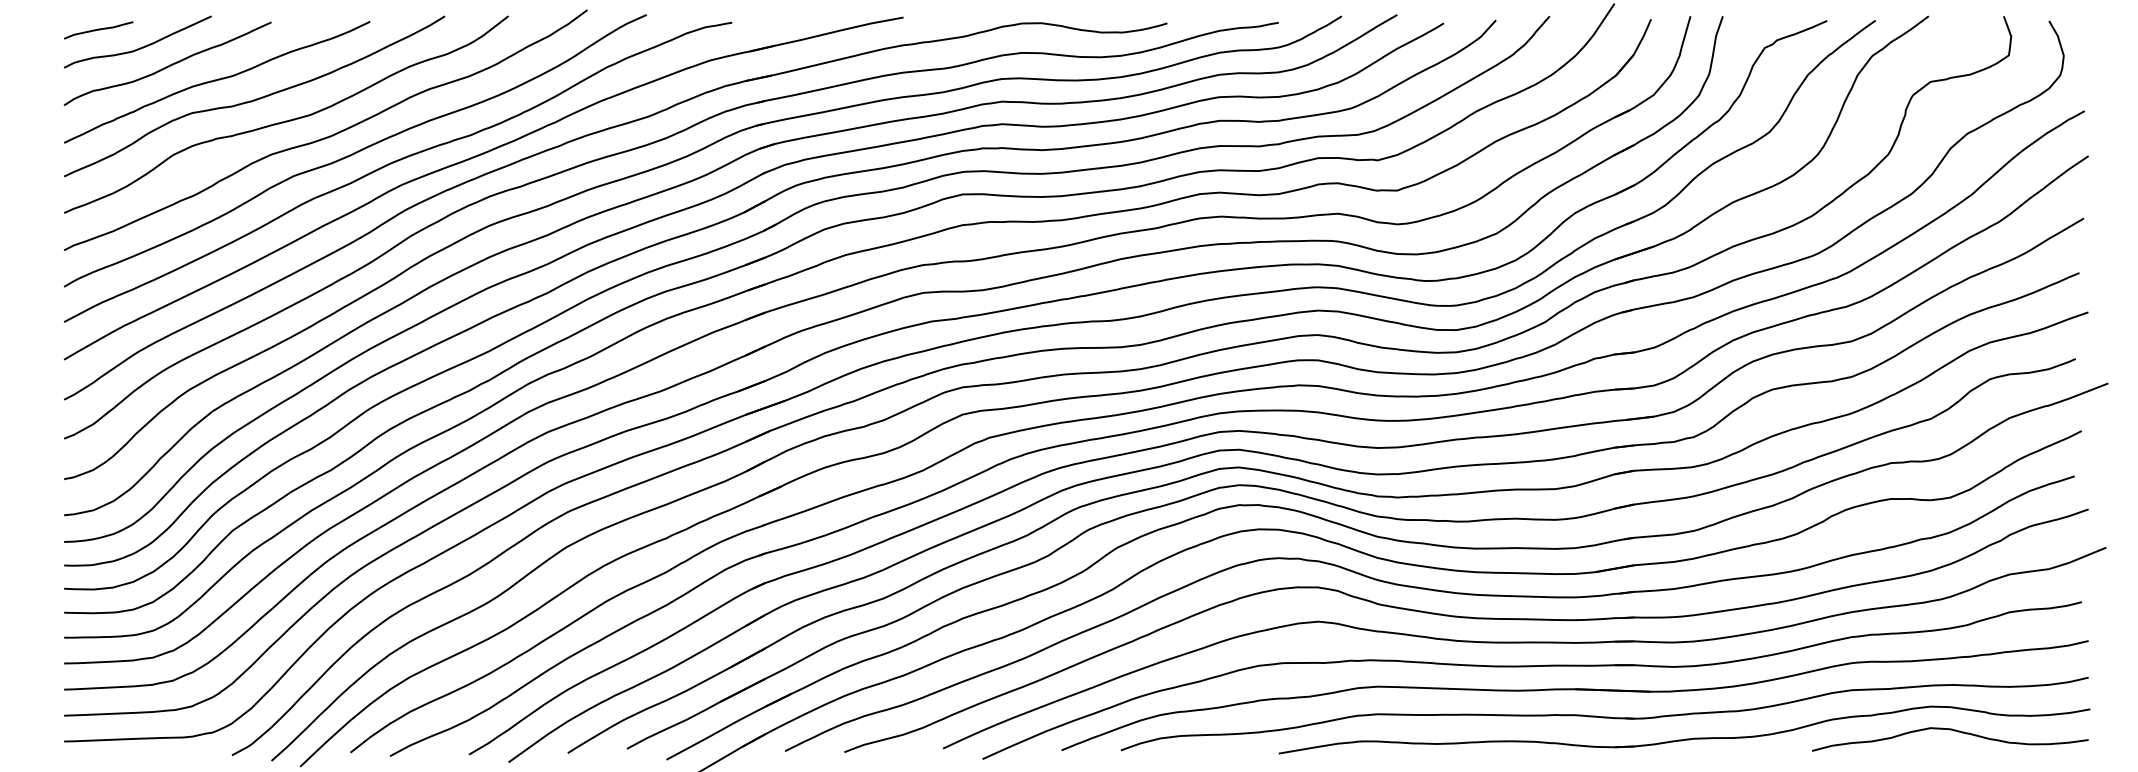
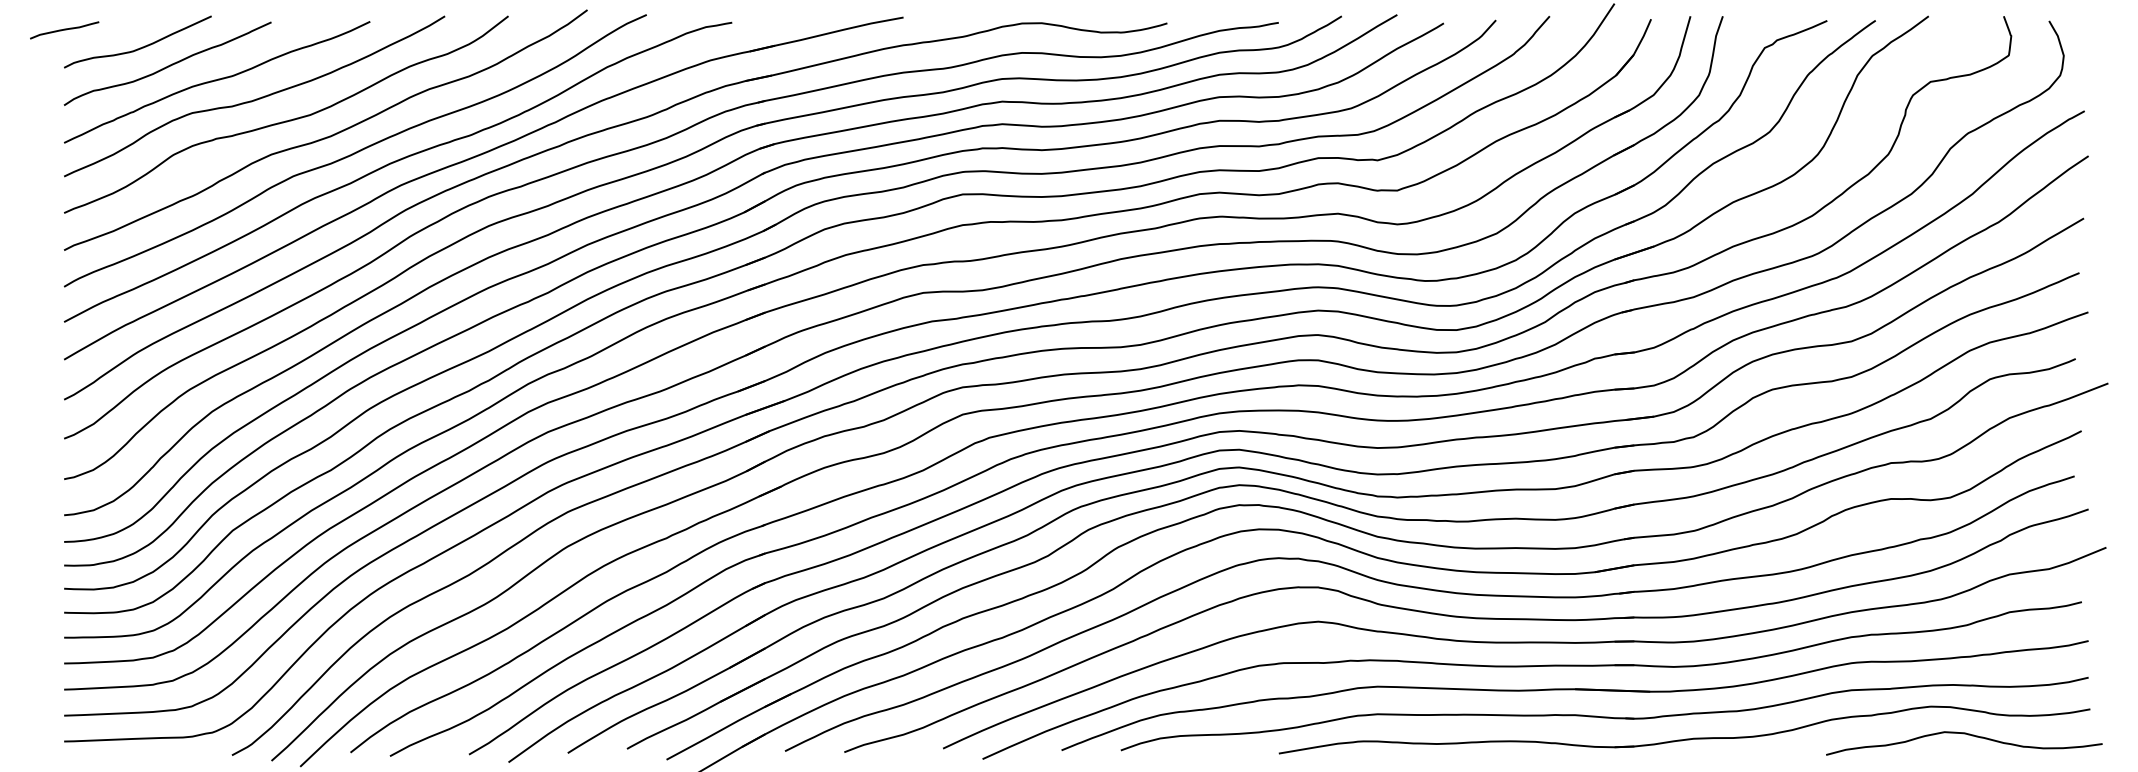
curve position: (98, 30) -> (64, 30) (64, 30)
curve position: (1954, 731) -> (1968, 735) (1968, 735)
